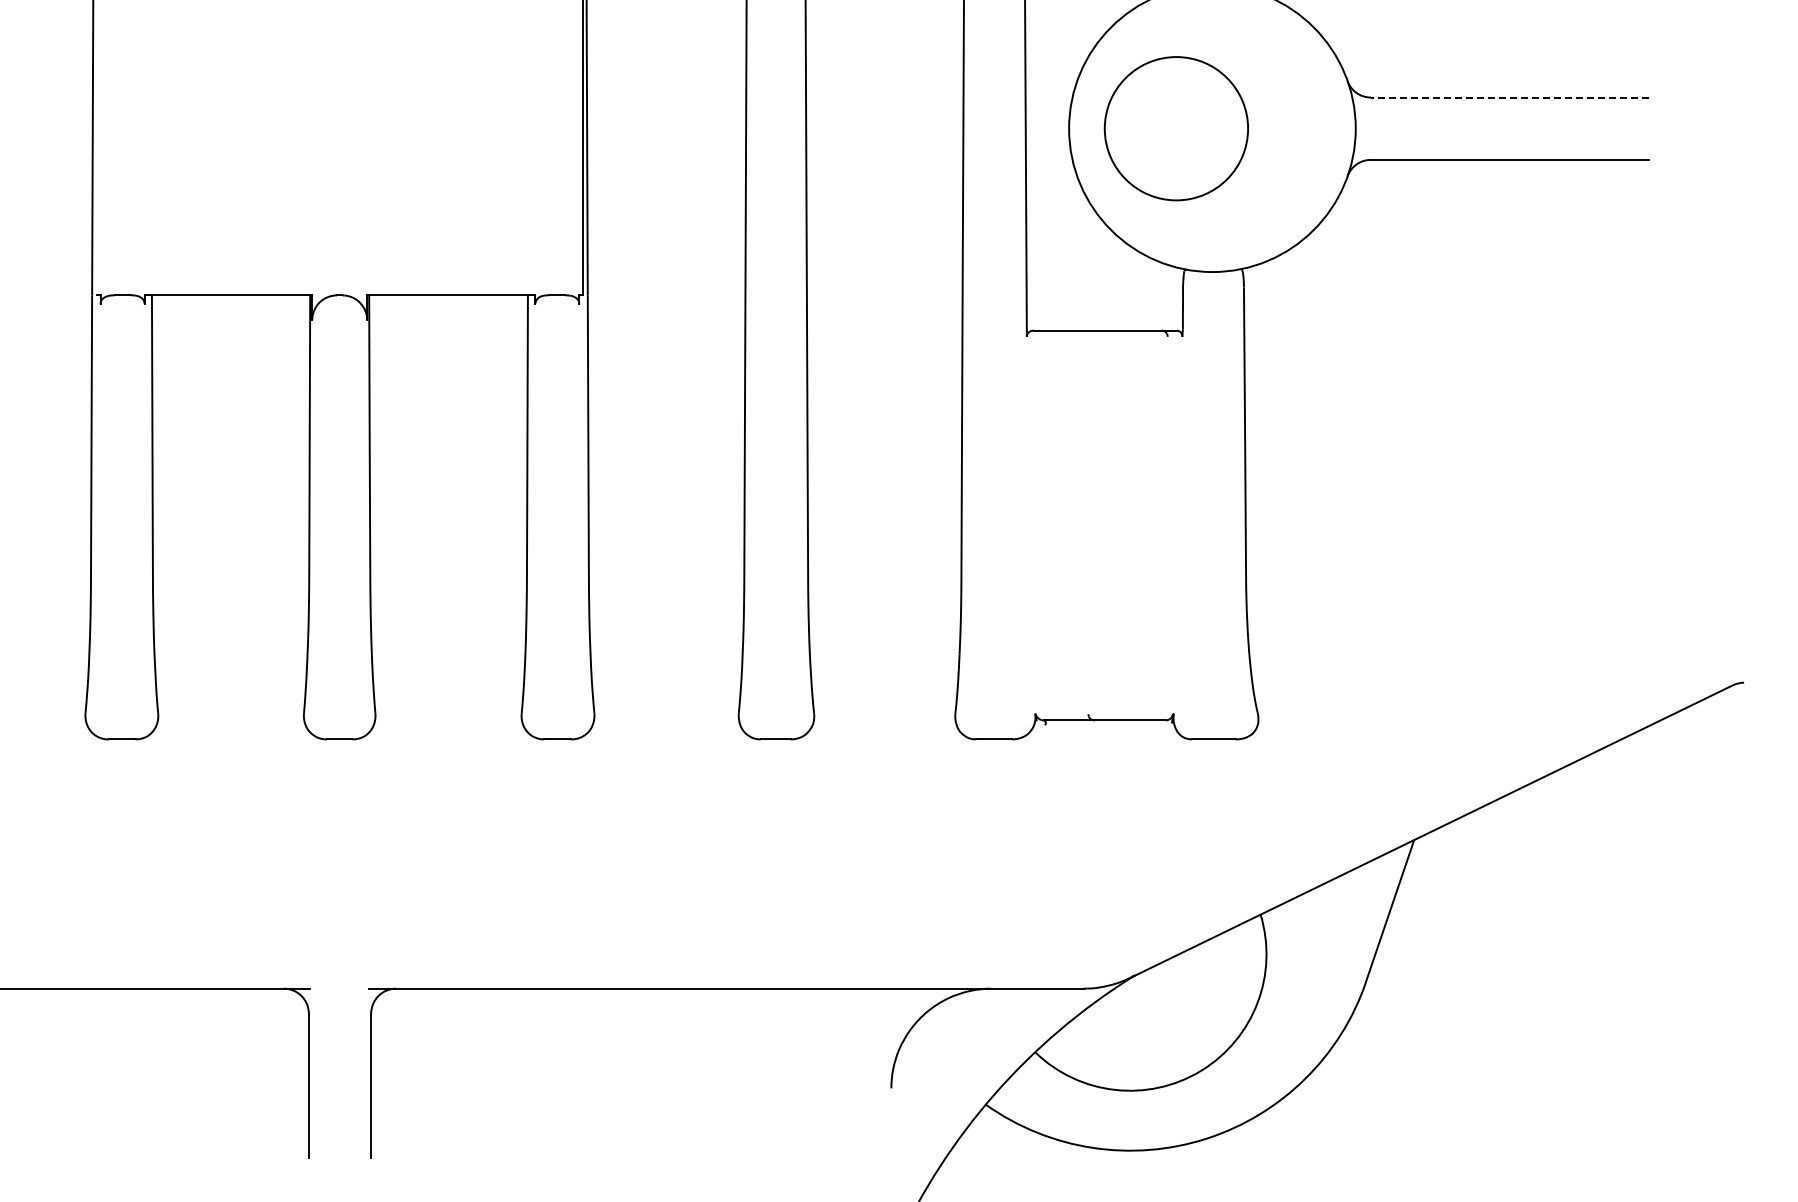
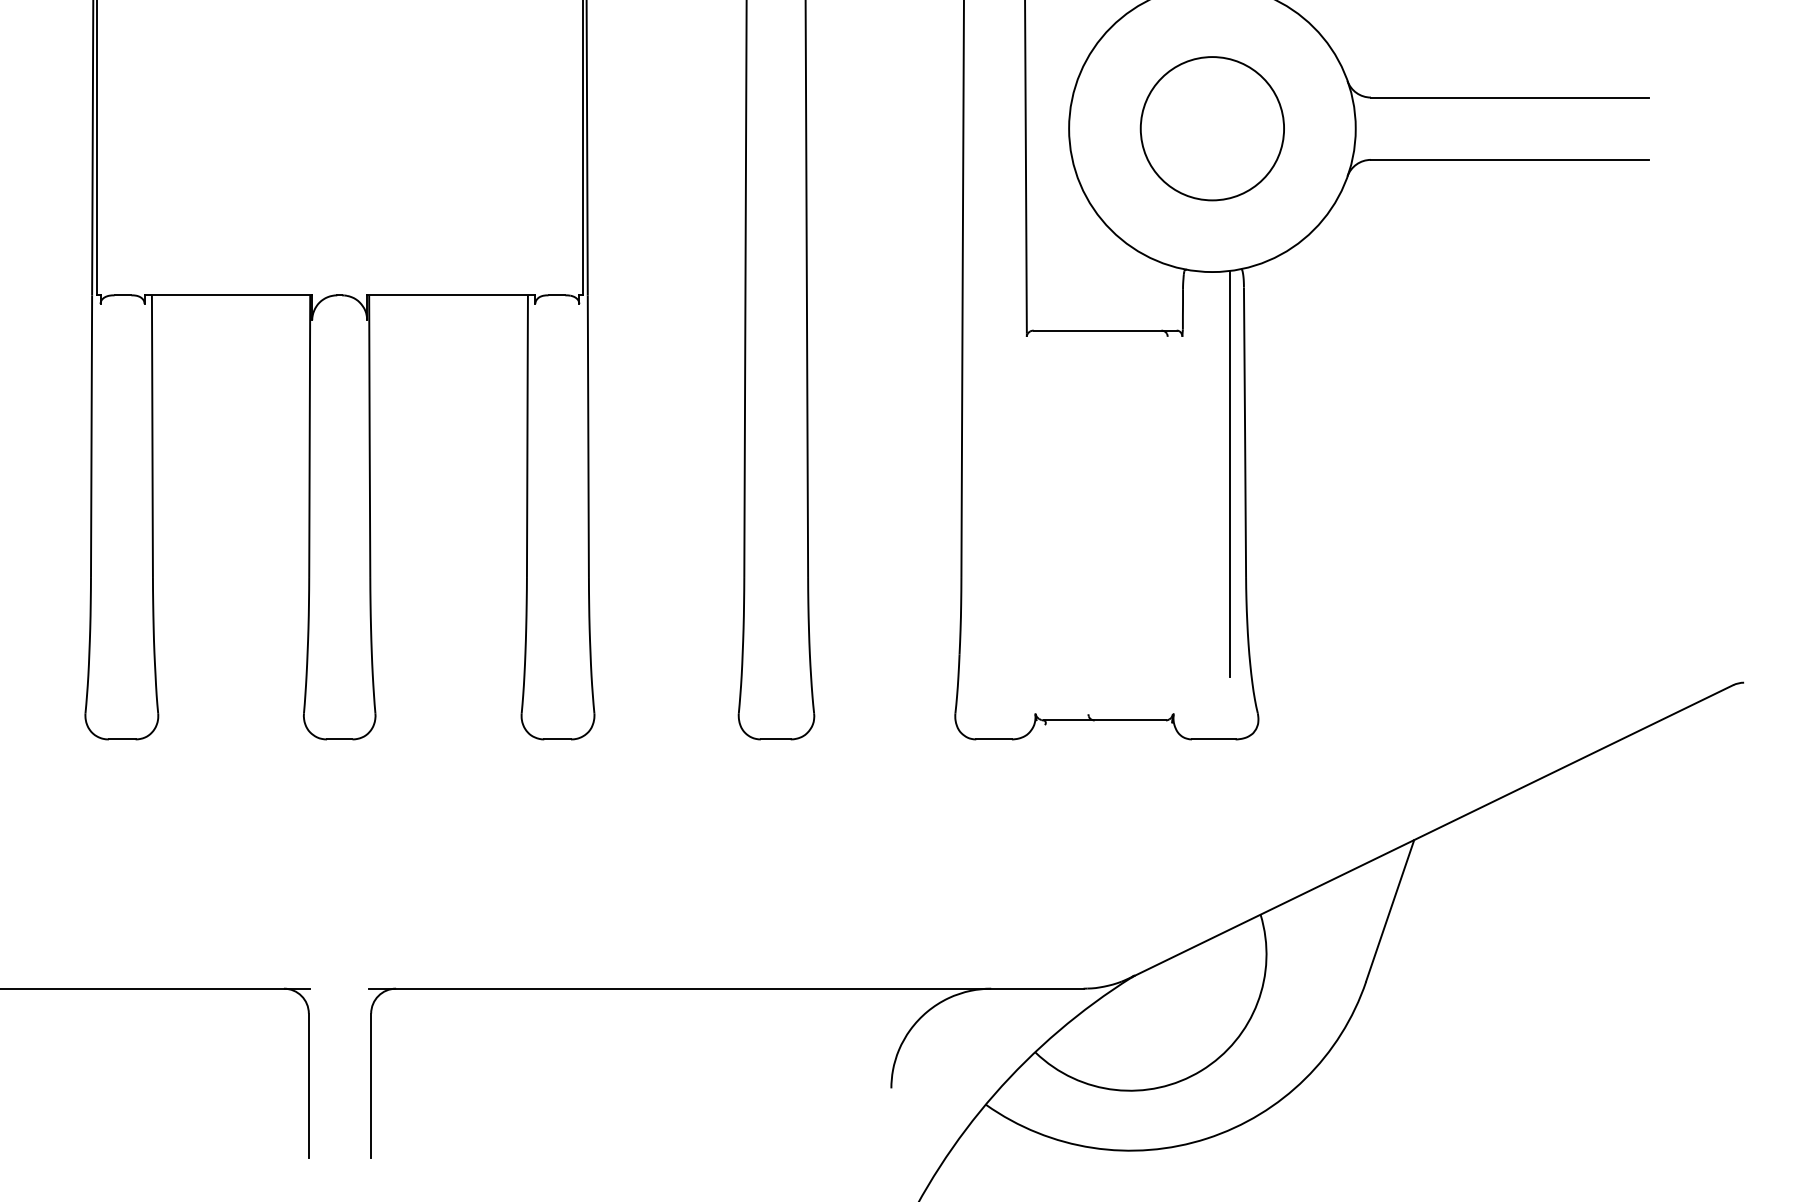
line: dashed -> solid (1509, 97)
circle position: (1175, 128) -> (1211, 128) (1211, 128)
line: none -> present (96, 148)
line: none -> present (1230, 473)
